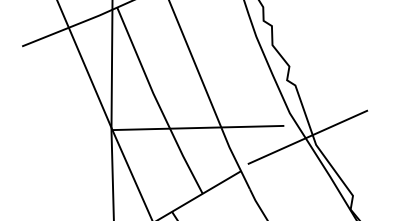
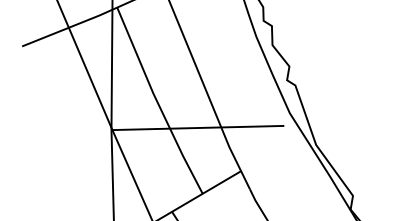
line: present -> none (307, 136)
